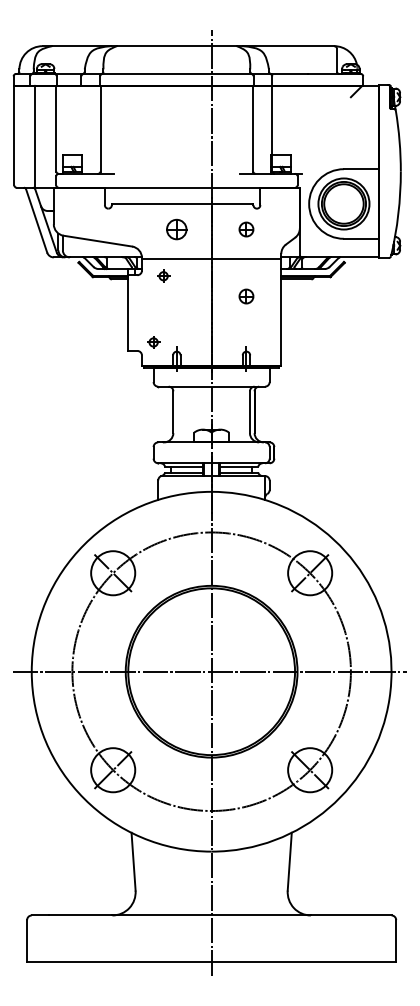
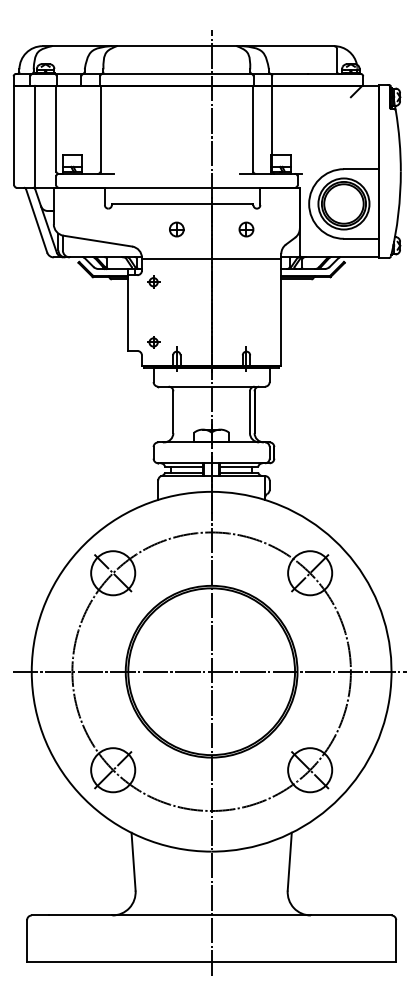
part size: 22x23 px -> 16x17 px (176, 229)
part position: (163, 275) -> (153, 281) (153, 281)
part: present -> none (246, 296)
